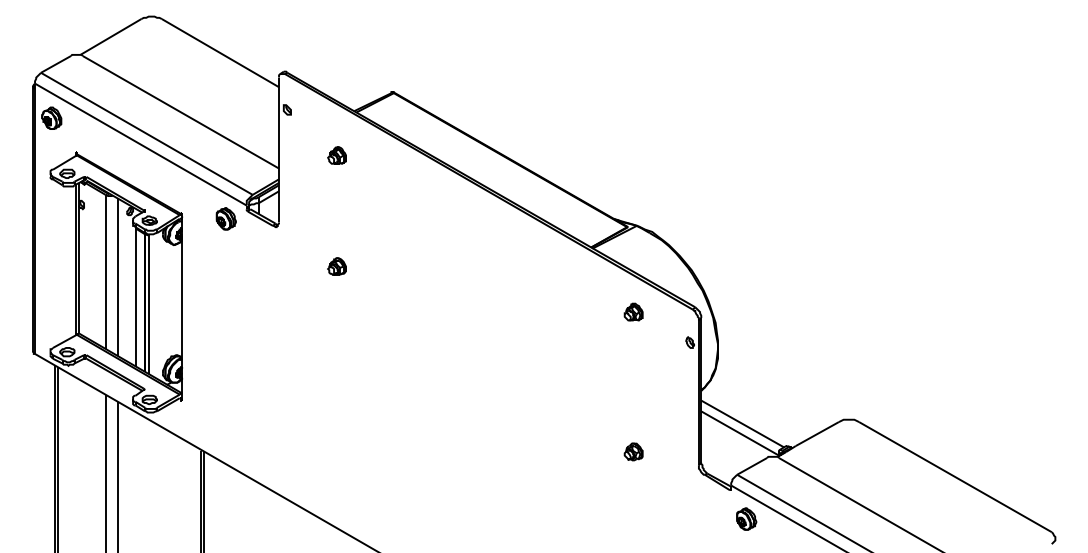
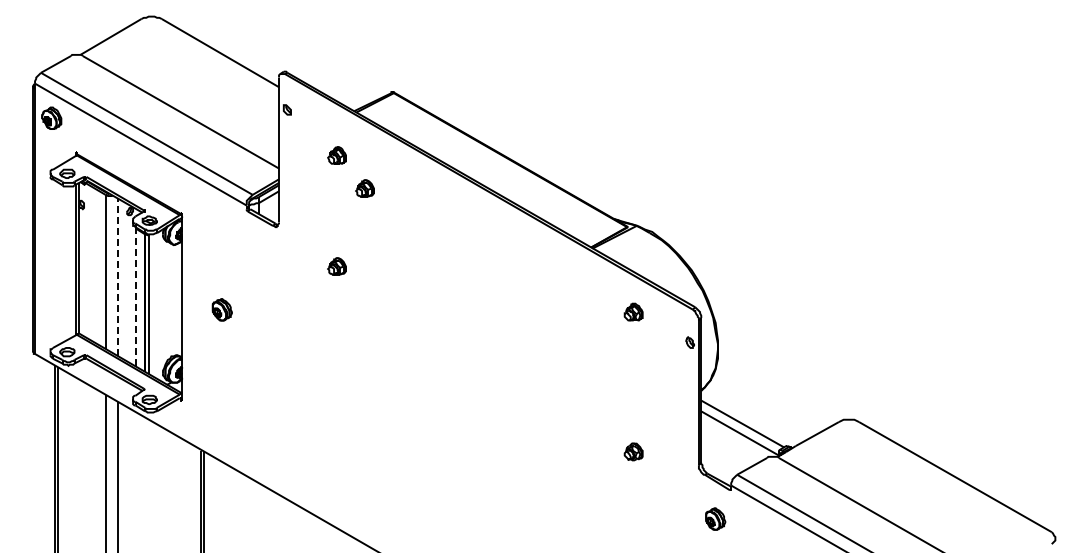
part: none -> present (364, 188)
part position: (225, 218) -> (221, 309) (221, 309)
line: solid -> dashed (117, 277)
line: solid -> dashed (135, 297)
part position: (746, 518) -> (715, 518) (715, 518)
